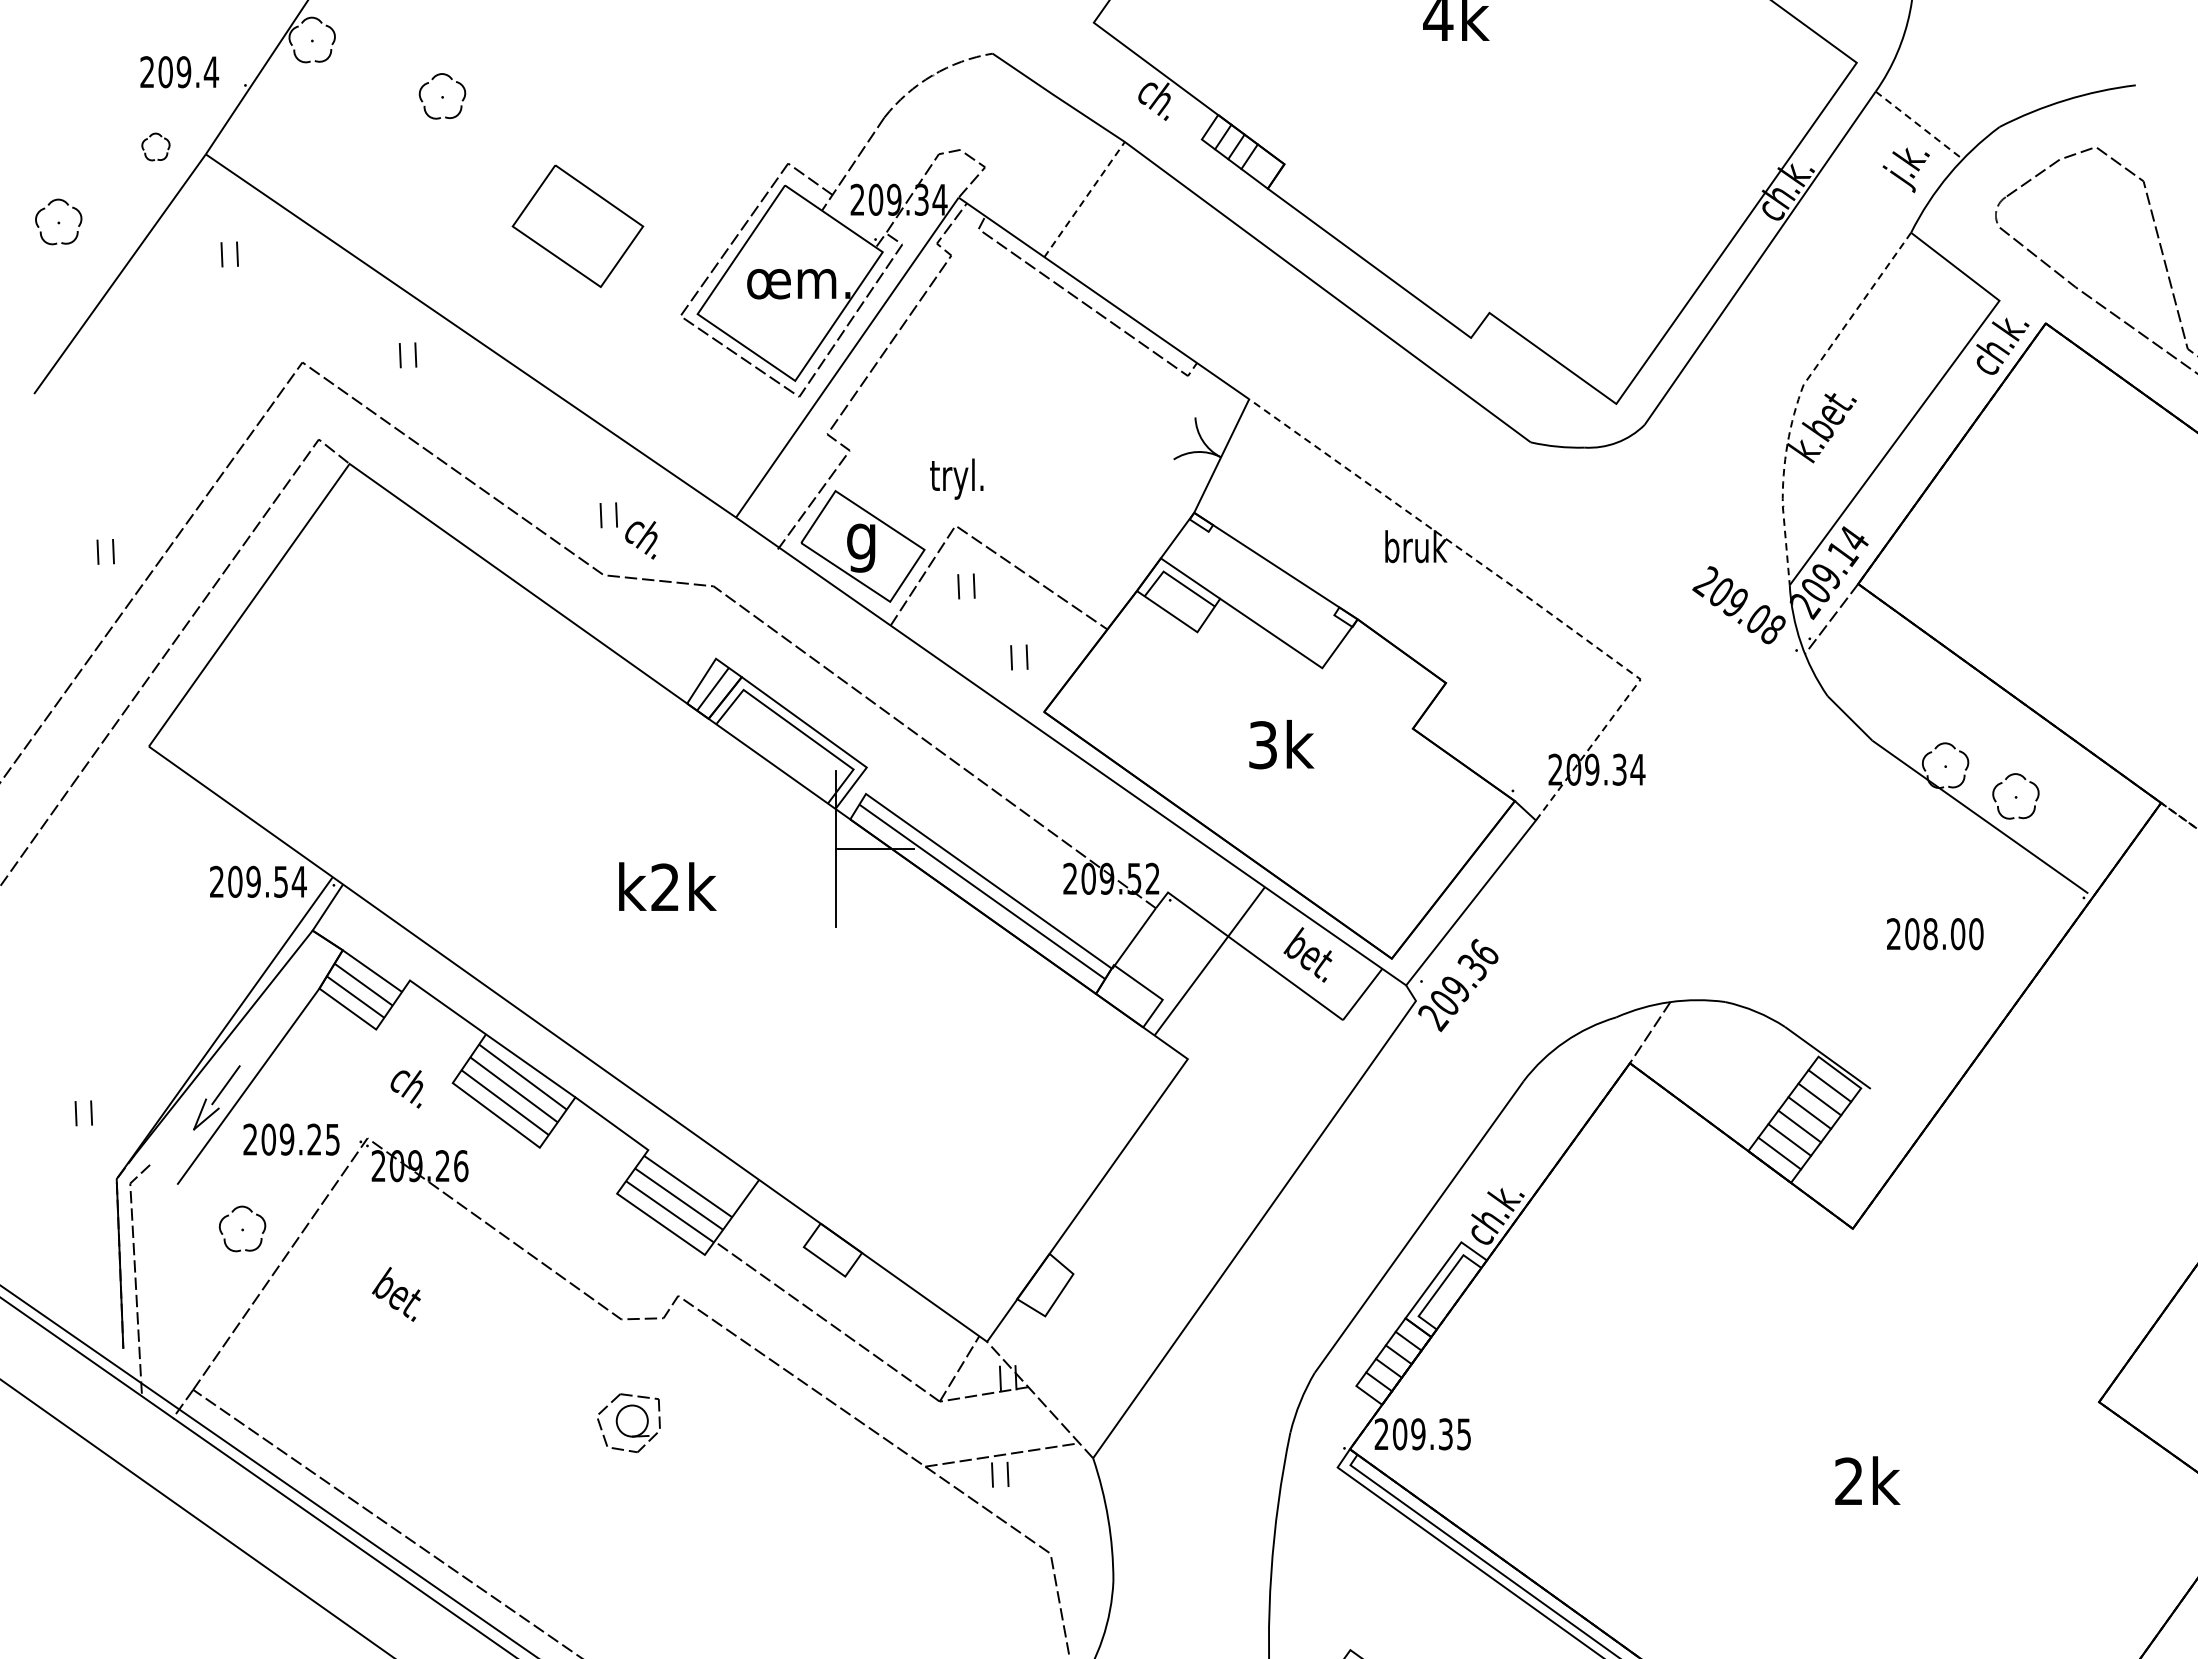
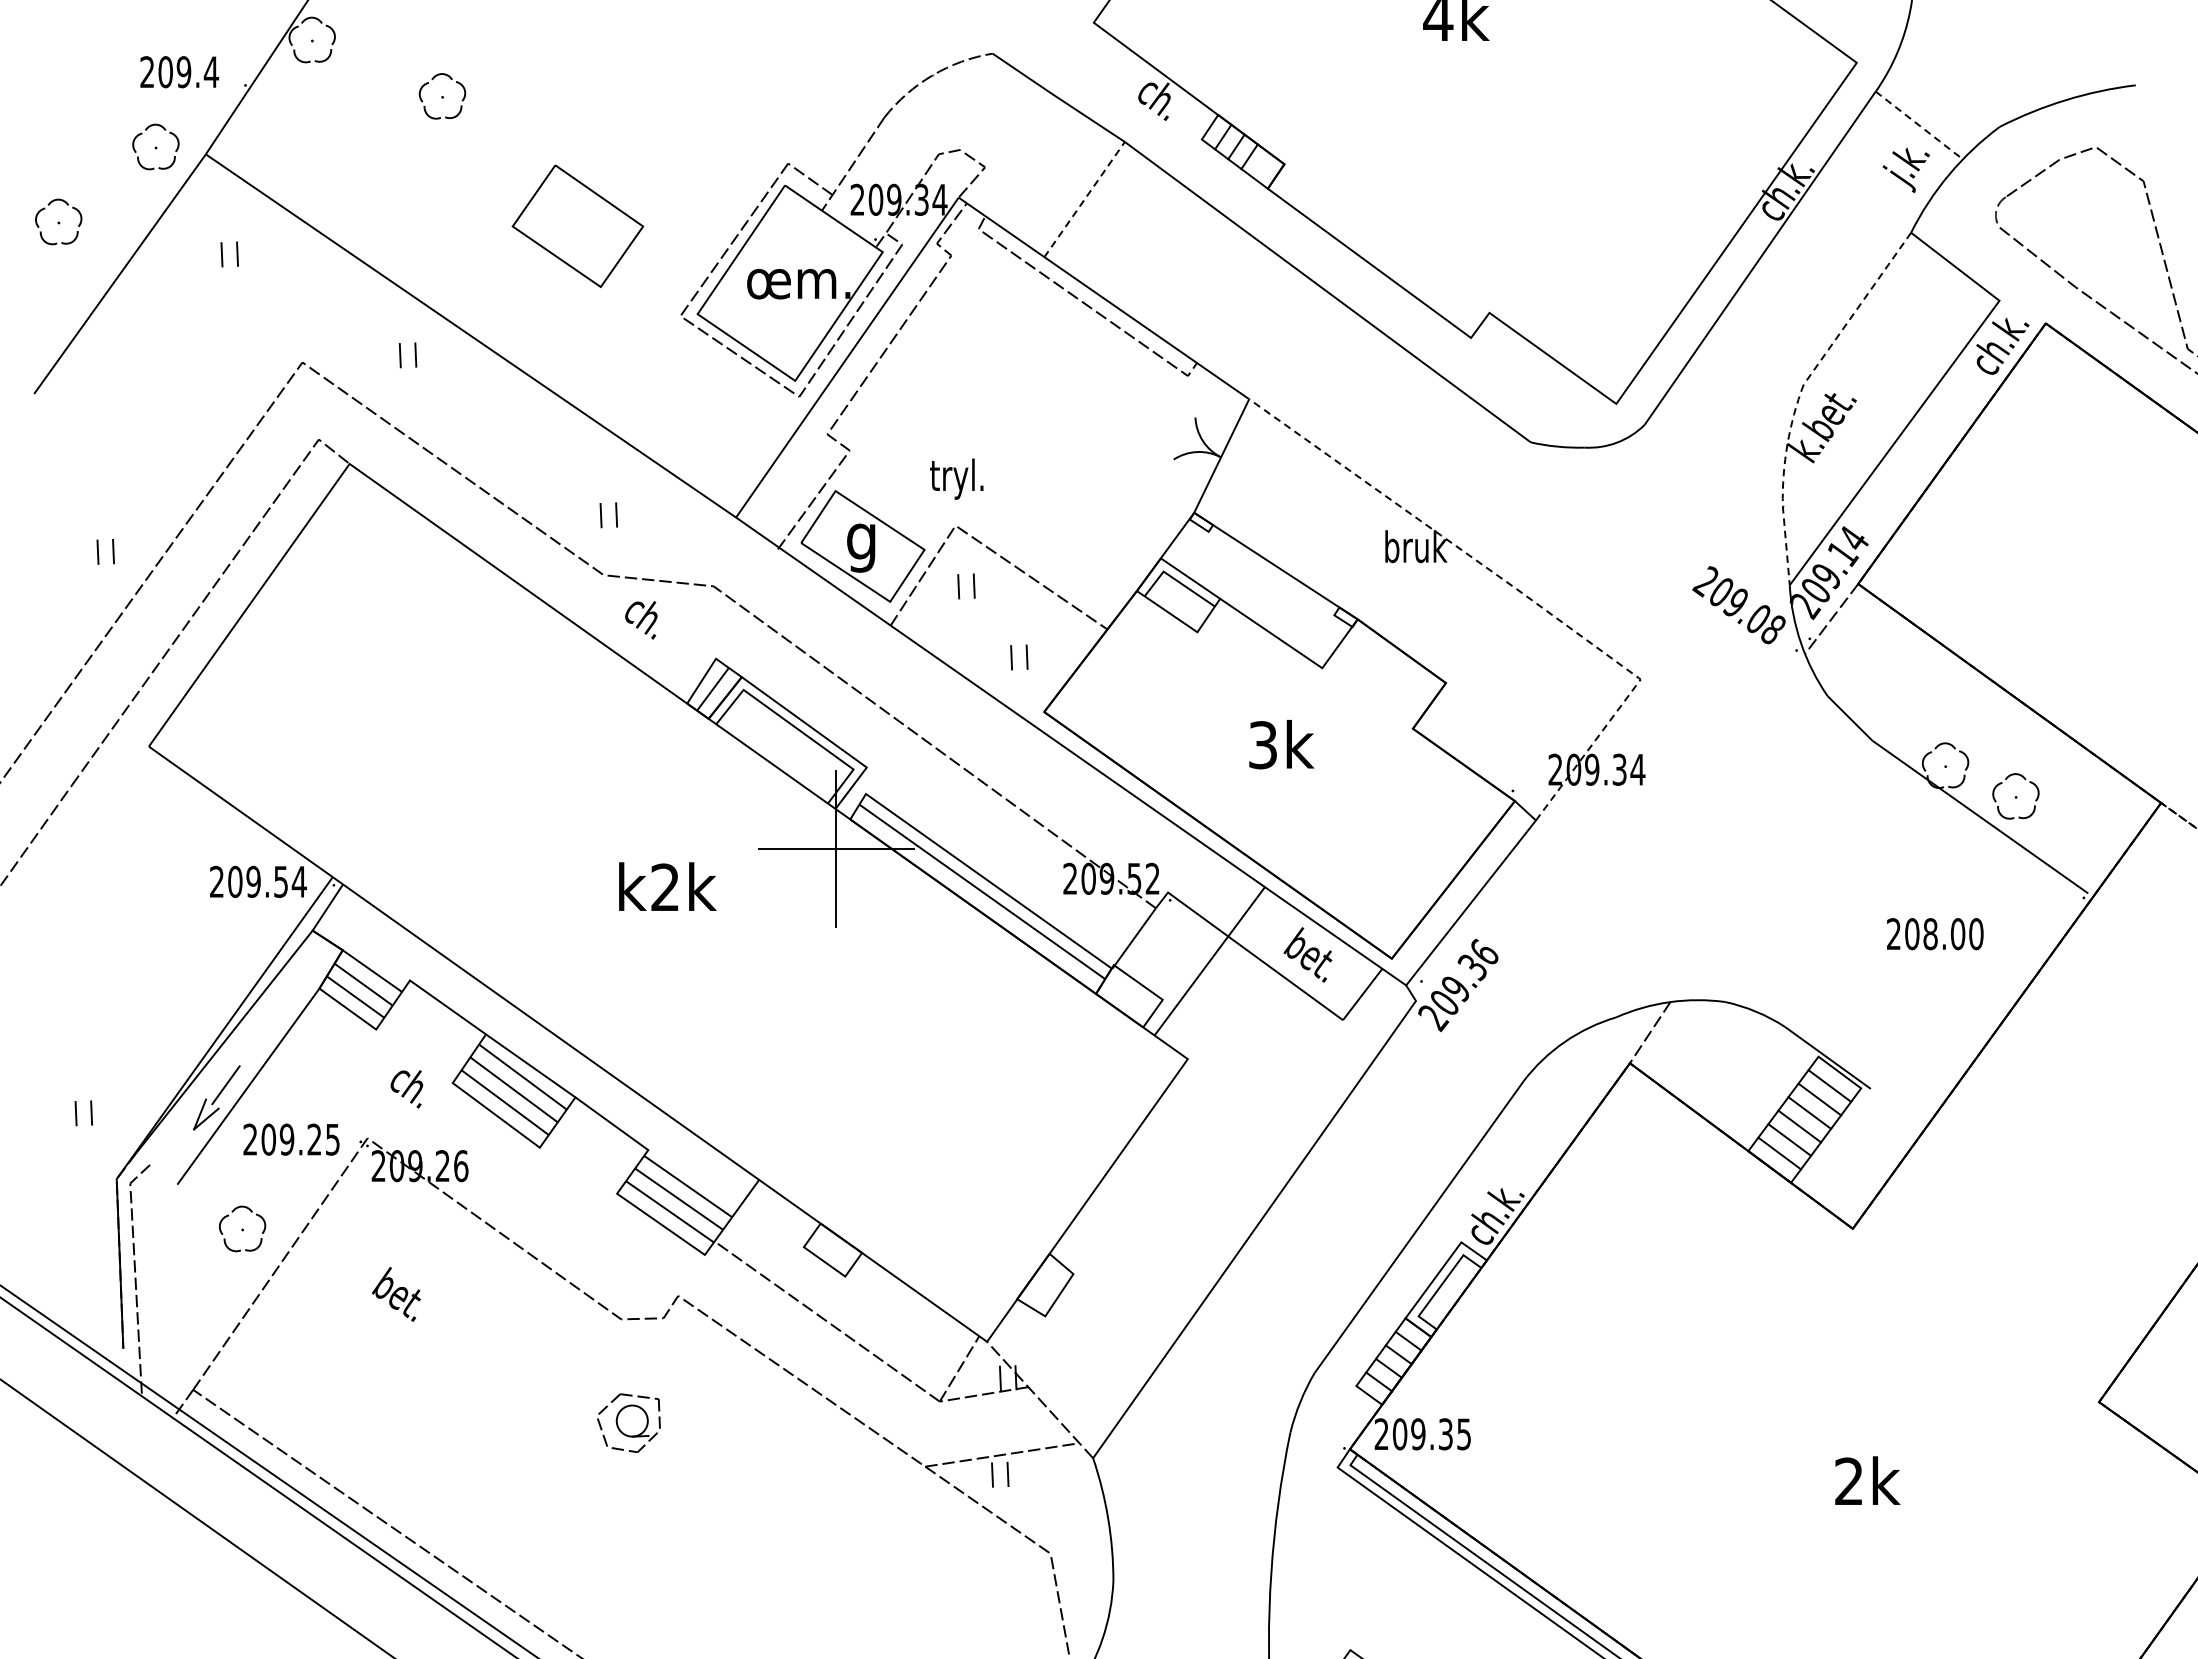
part size: 30x30 px -> 48x48 px (155, 146)
text position: (641, 540) -> (641, 620) (641, 620)
line: none -> present (797, 849)
